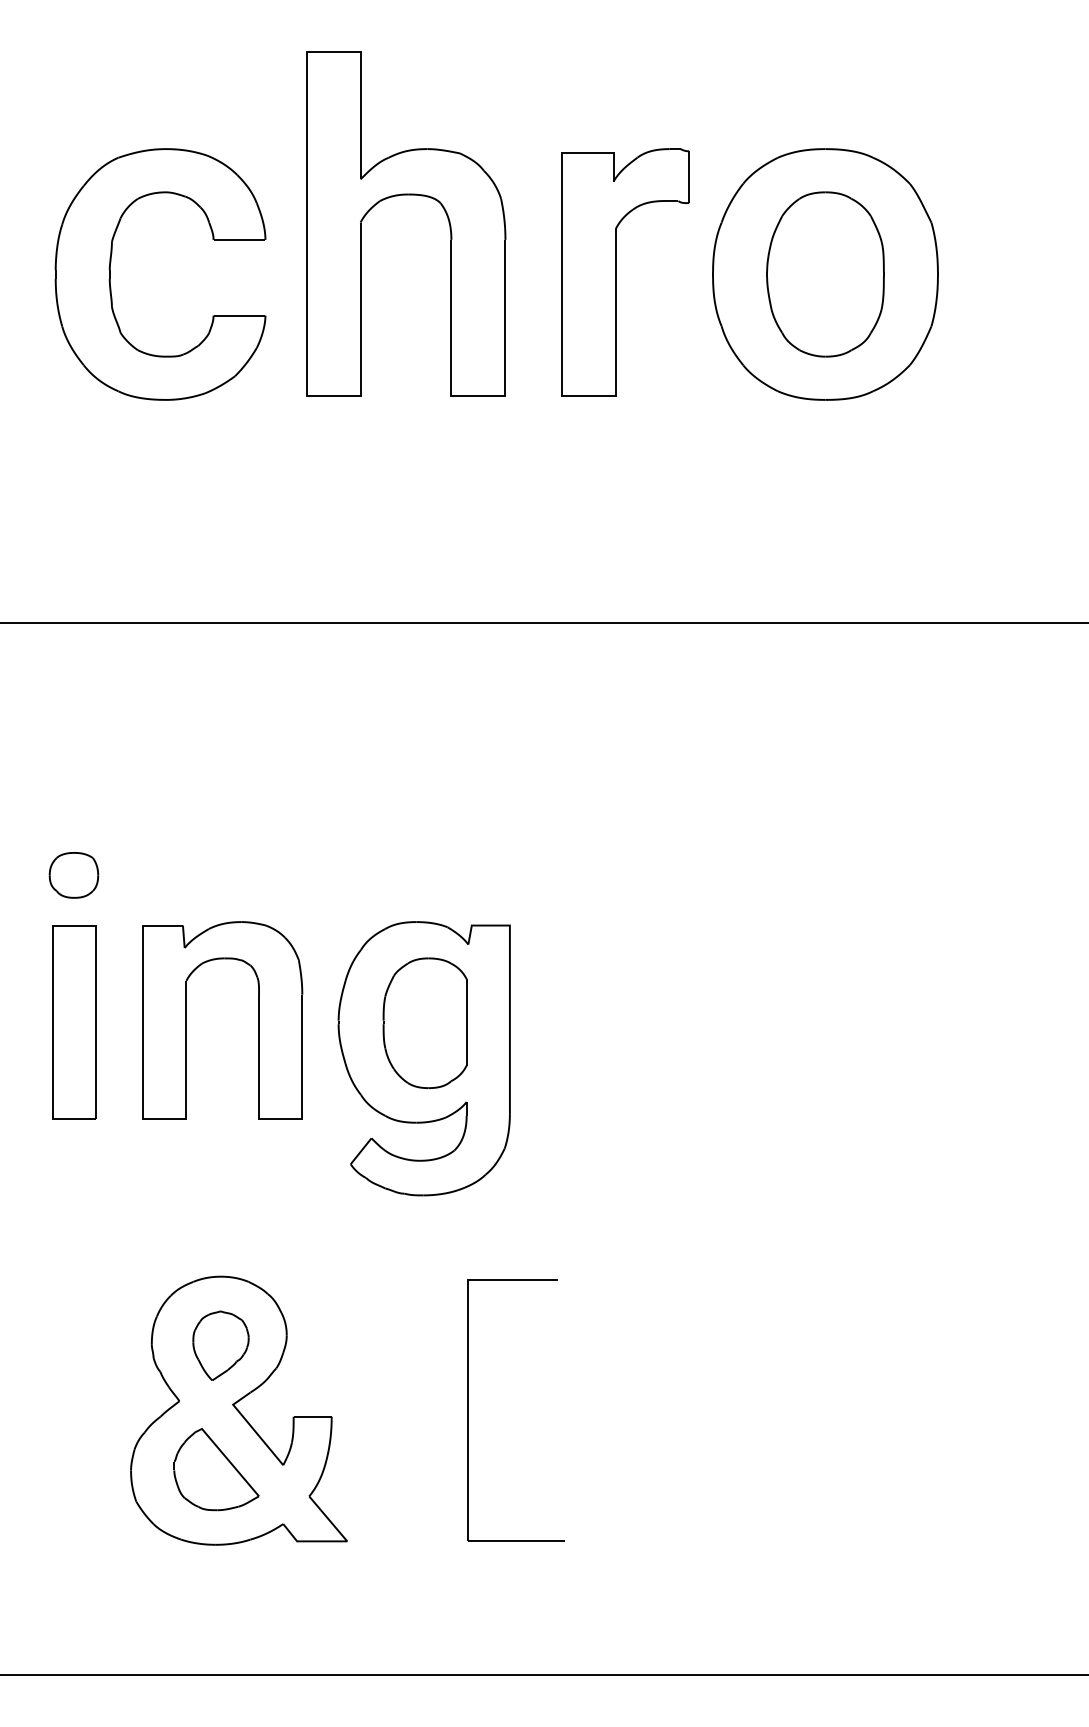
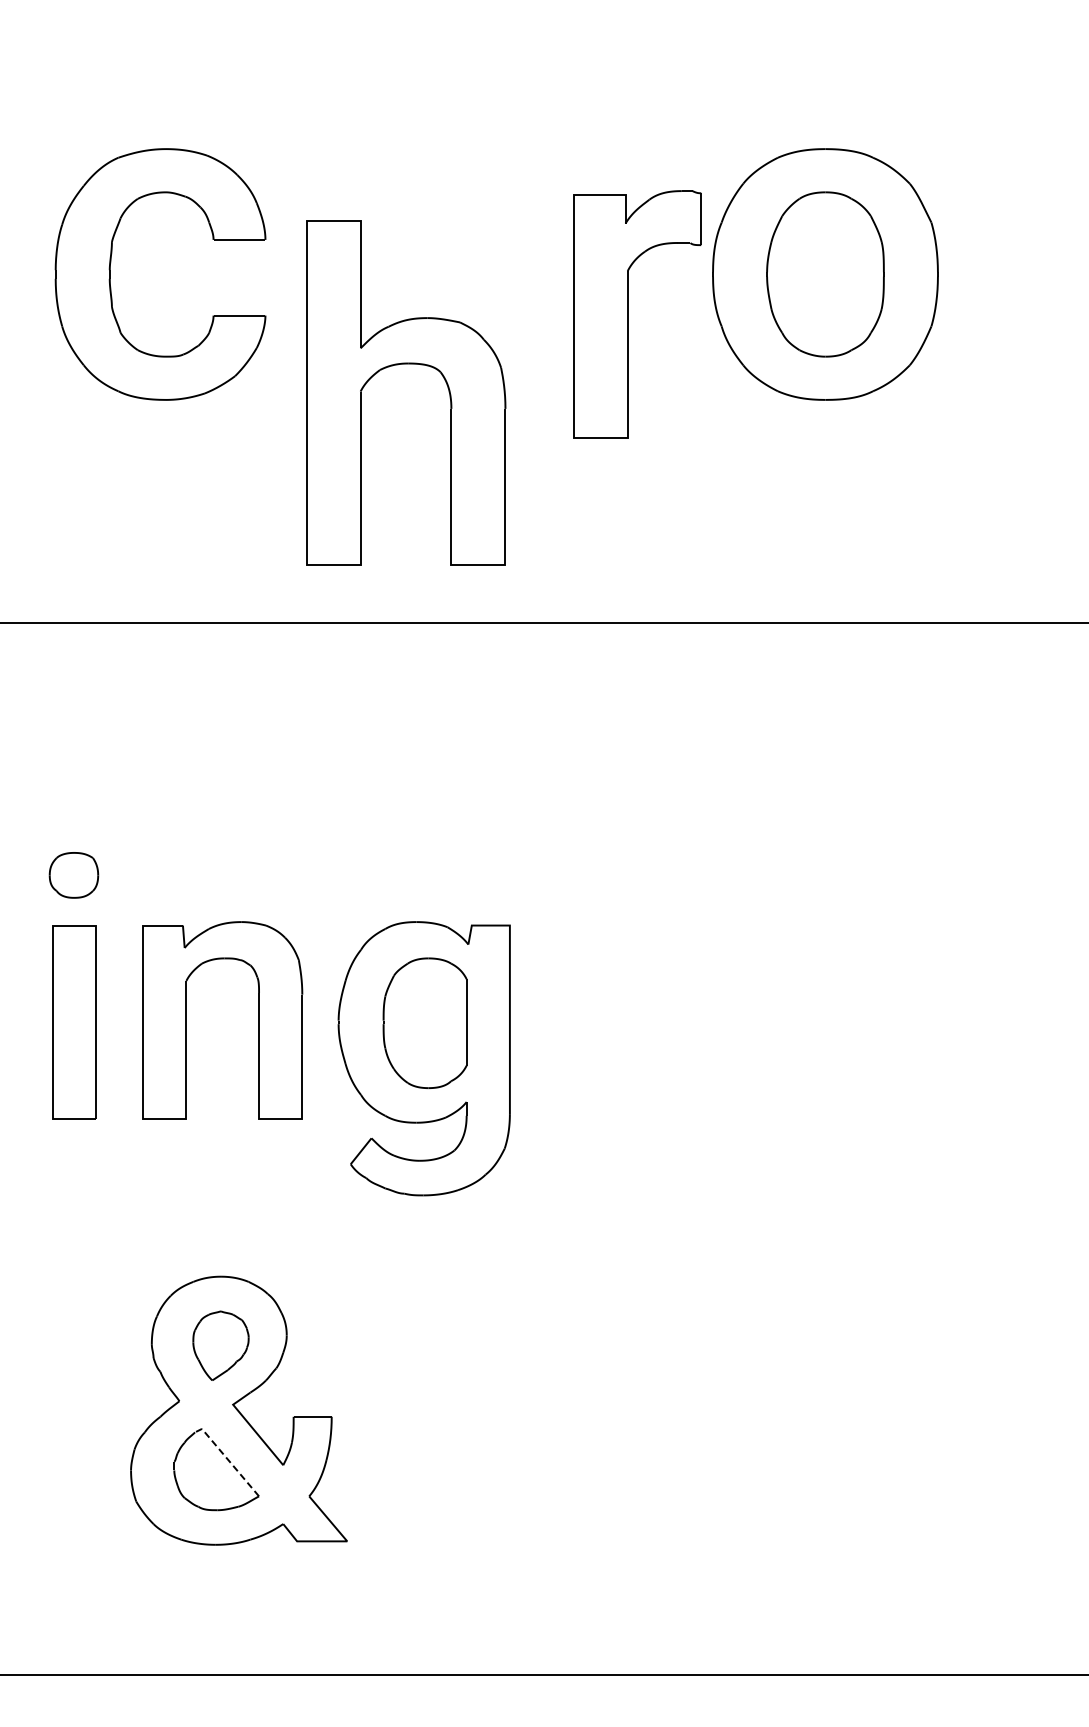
part position: (406, 195) -> (406, 364) (406, 364)
part position: (616, 272) -> (628, 314) (628, 314)
part: present -> none (468, 1410)
line: solid -> dashed (227, 1459)
